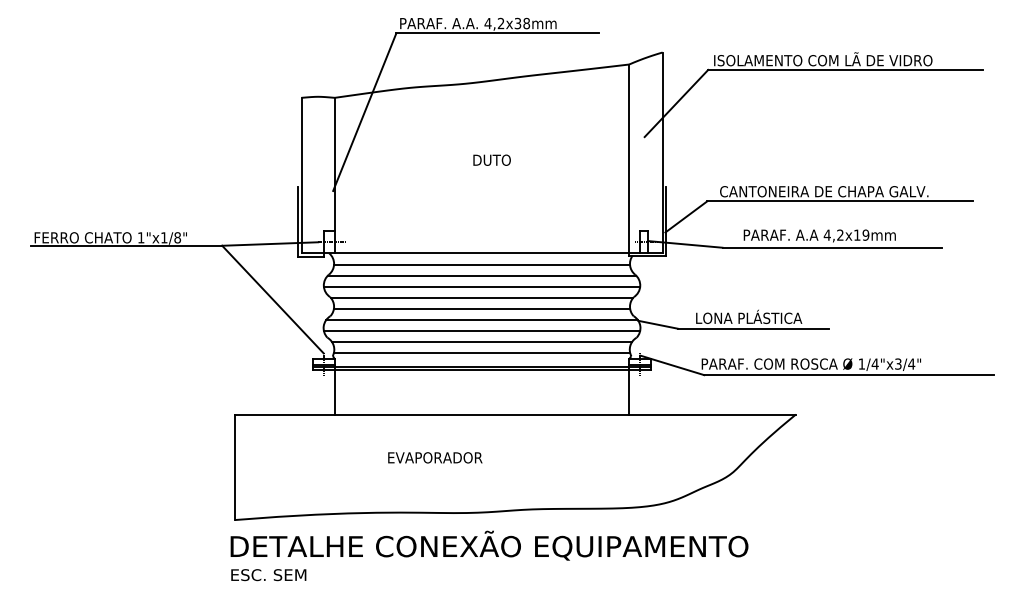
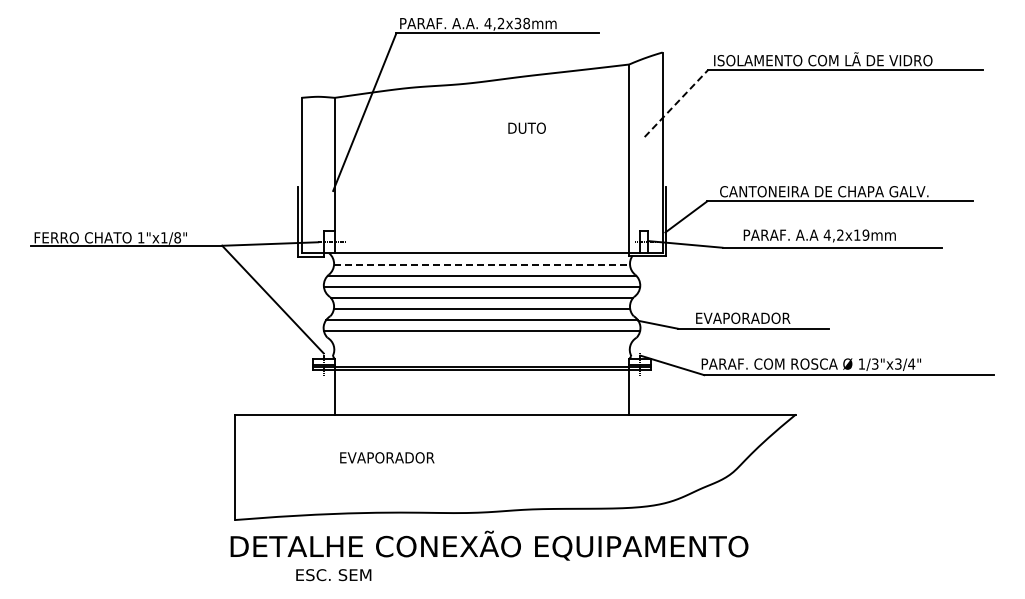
line: solid -> dashed (676, 103)
text position: (491, 159) -> (526, 127) (526, 127)
line: solid -> dashed (481, 264)
text: LONA PLÁSTICA -> EVAPORADOR (749, 316)
line: present -> none (481, 342)
line: present -> none (481, 353)
text: 1/4"x3/4" -> 1/3"x3/4" (874, 363)
text position: (435, 457) -> (387, 457) (387, 457)
text position: (268, 575) -> (333, 575) (333, 575)
